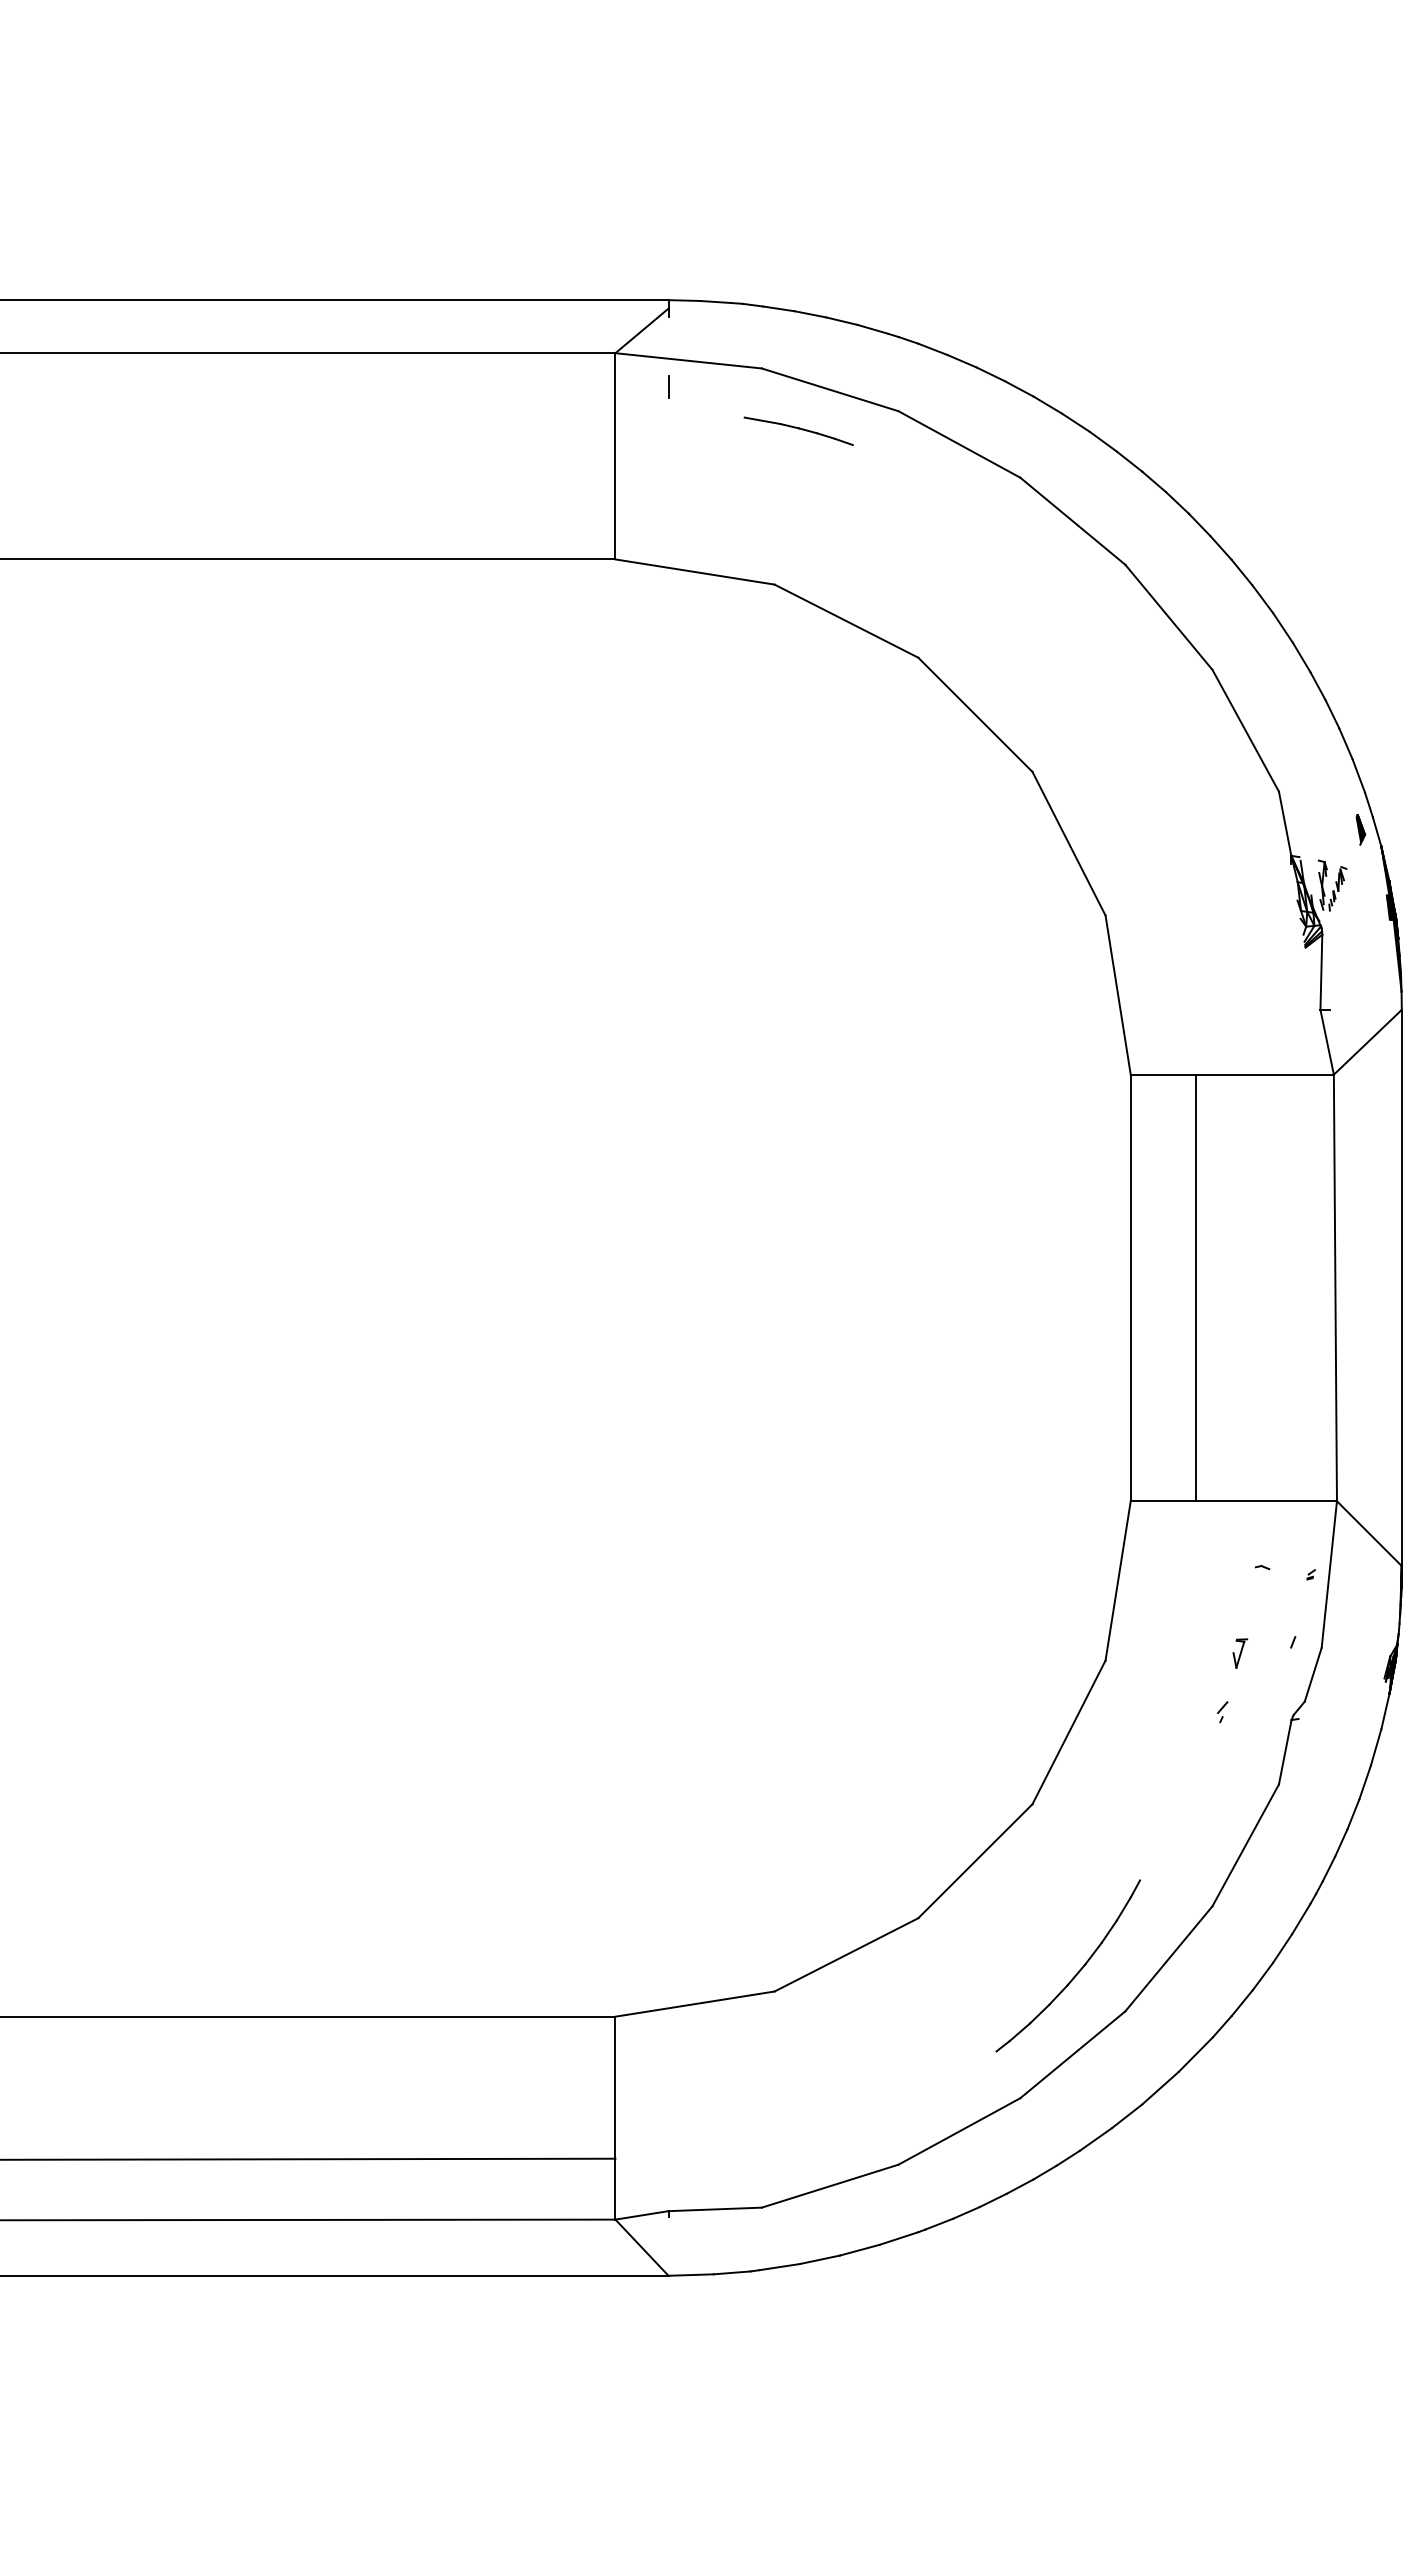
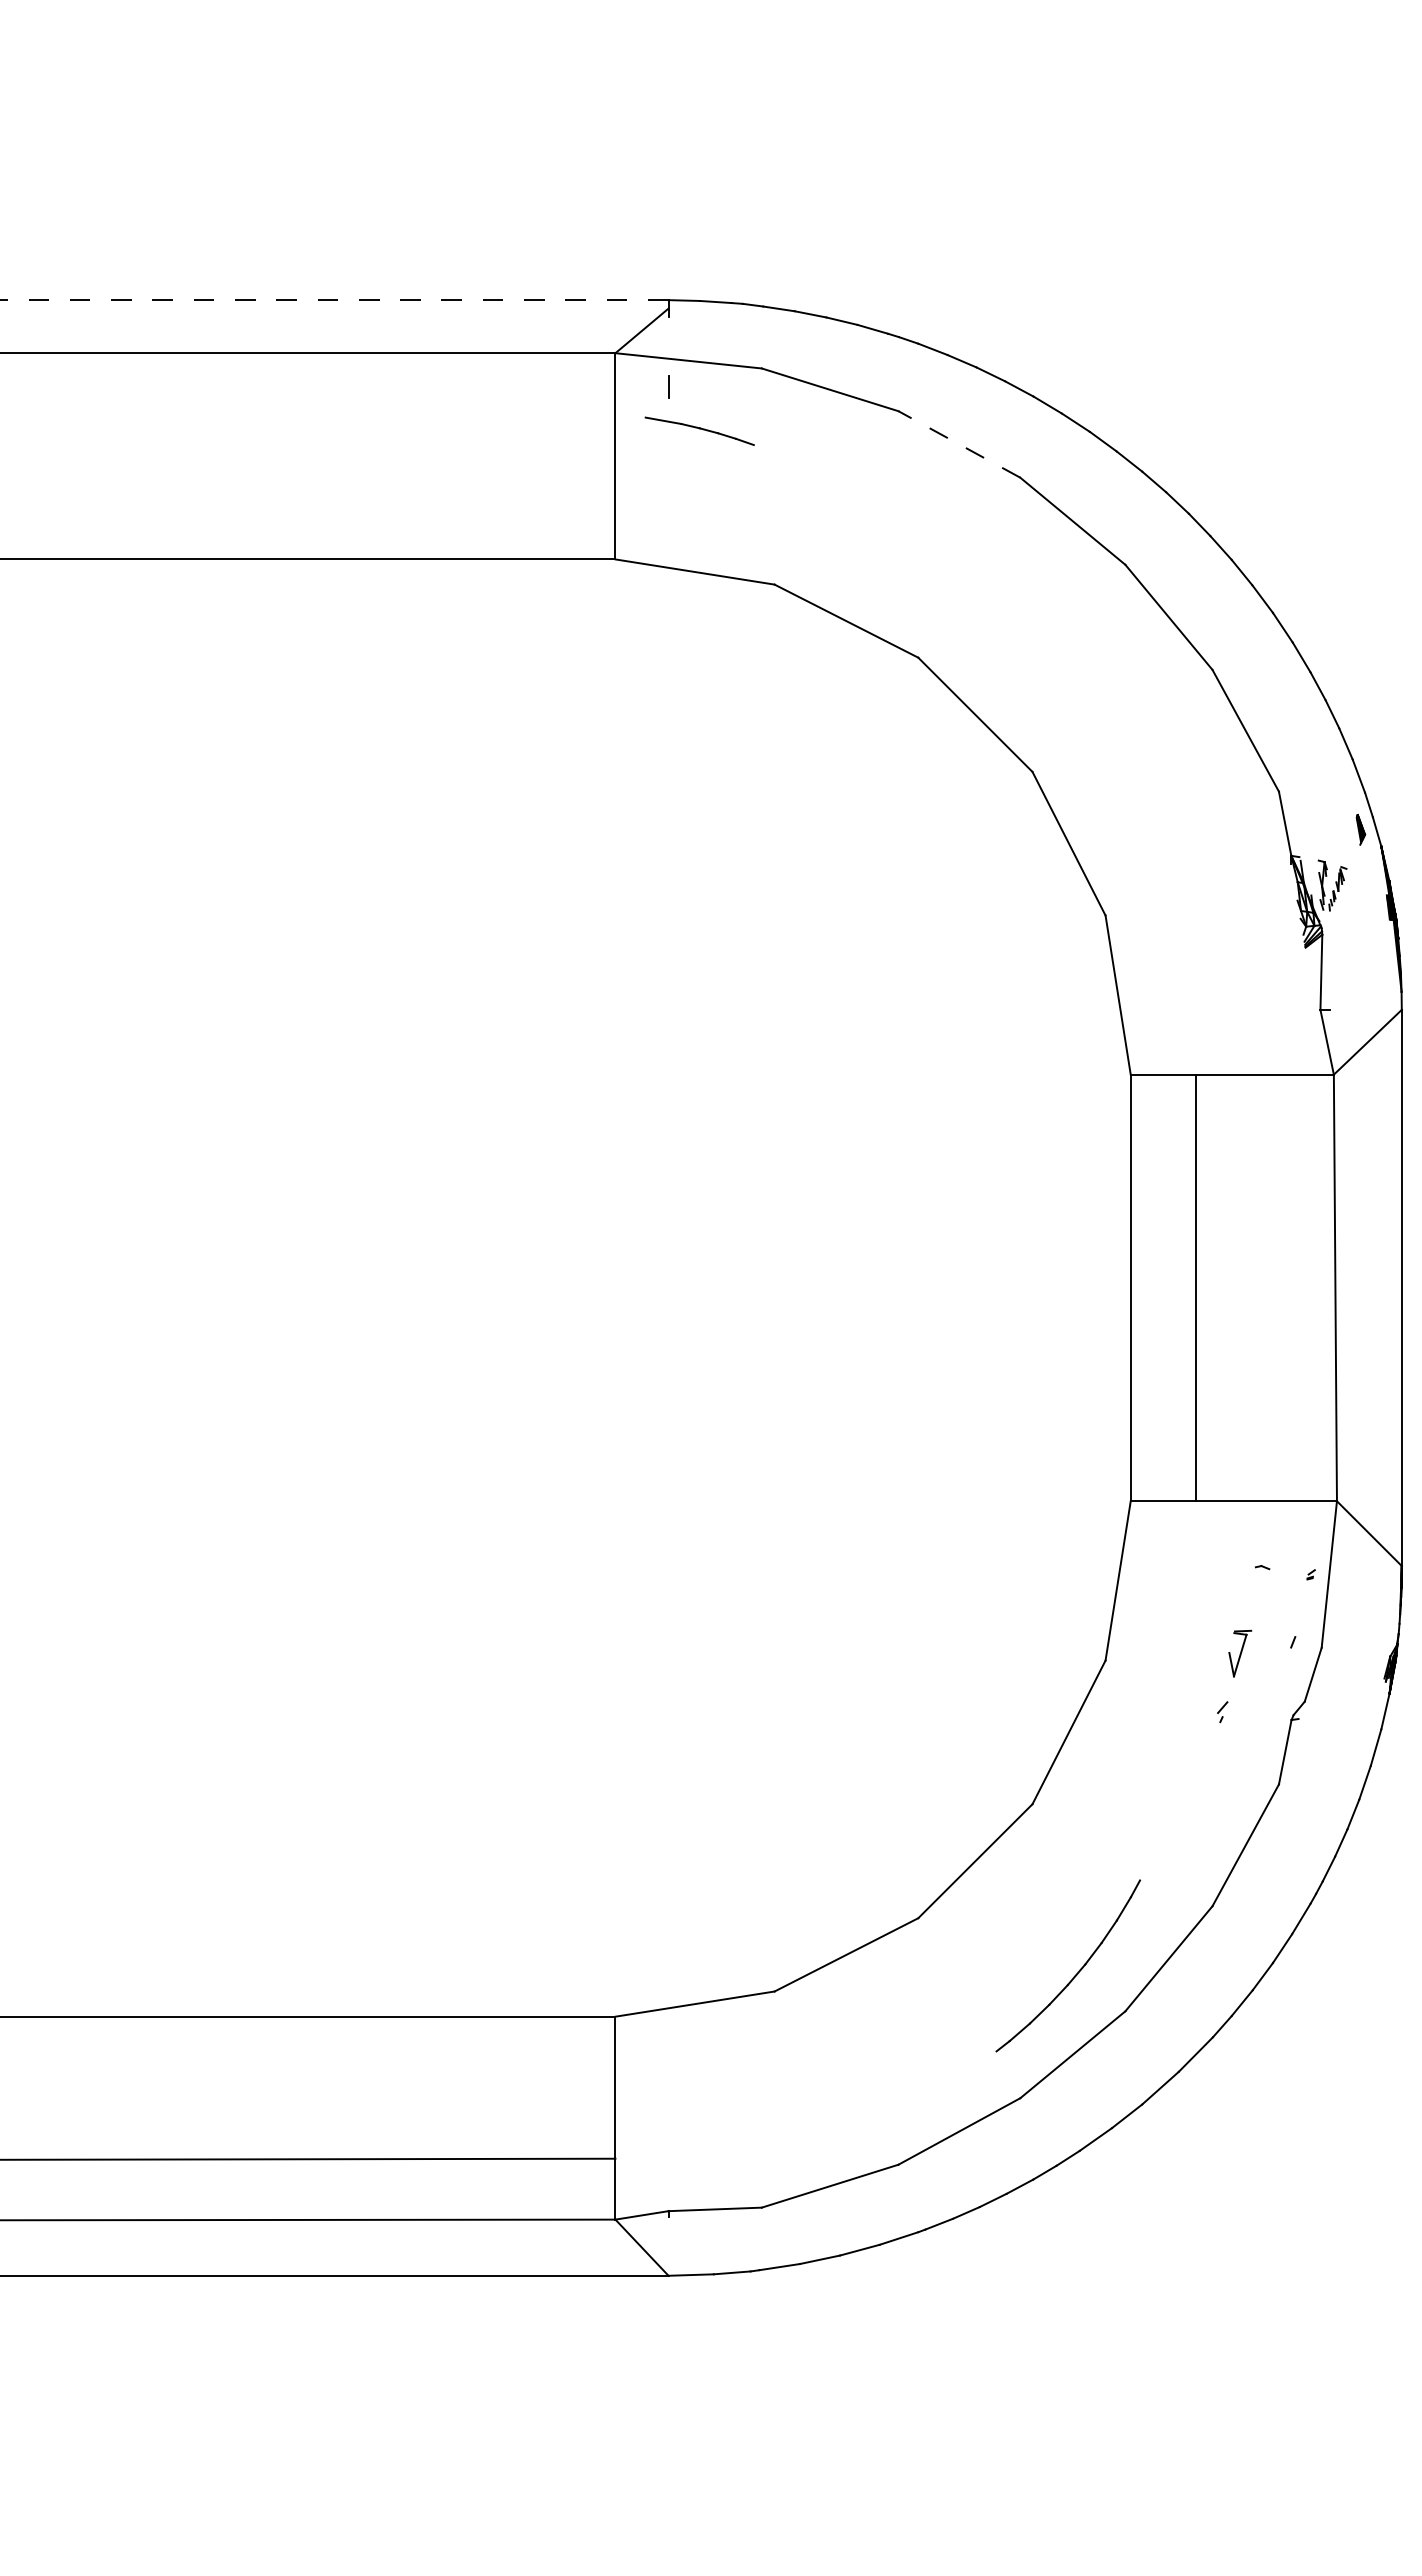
line: solid -> dashed (334, 300)
part position: (798, 430) -> (699, 430) (699, 430)
line: solid -> dashed (958, 444)
part size: 17x31 px -> 25x49 px (1240, 1653)
